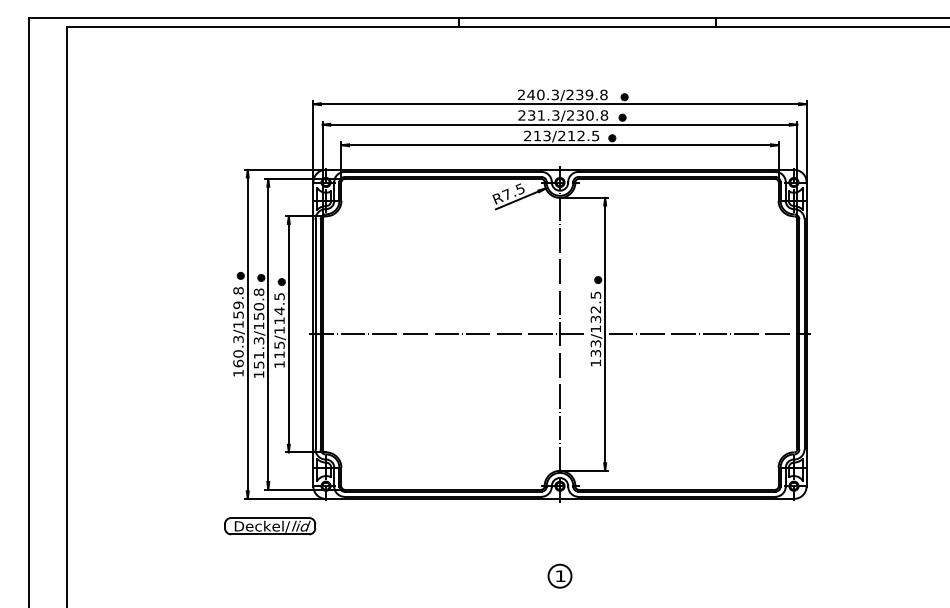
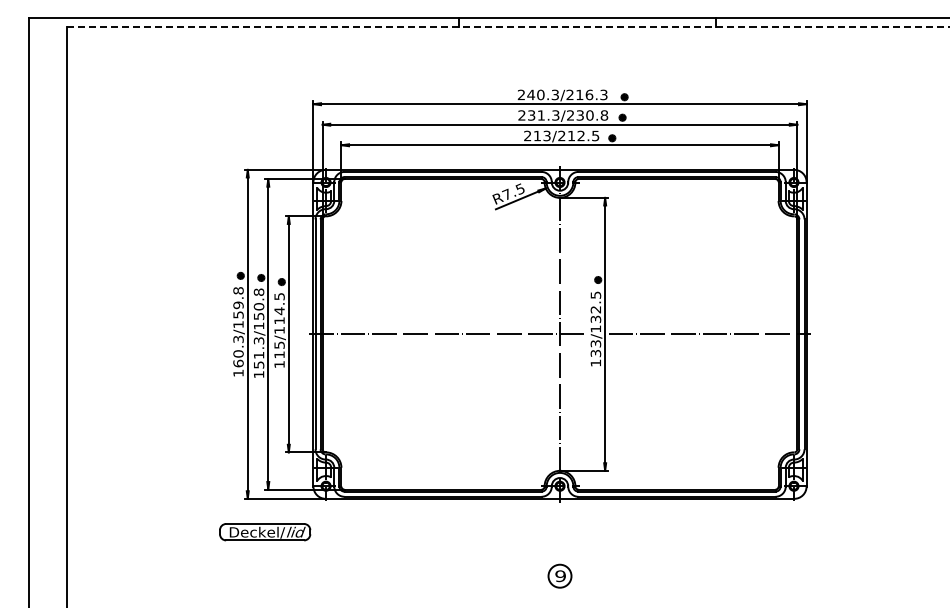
line: solid -> dashed (508, 26)
text: 240.3/239.8 -> 240.3/216.3 (591, 94)
part position: (270, 526) -> (265, 532) (265, 532)
text: 1 -> 9 (560, 576)
